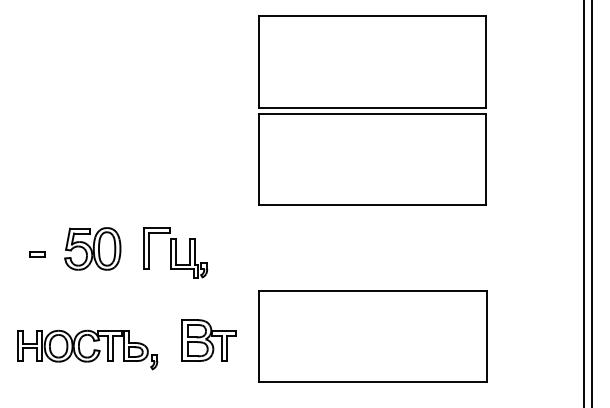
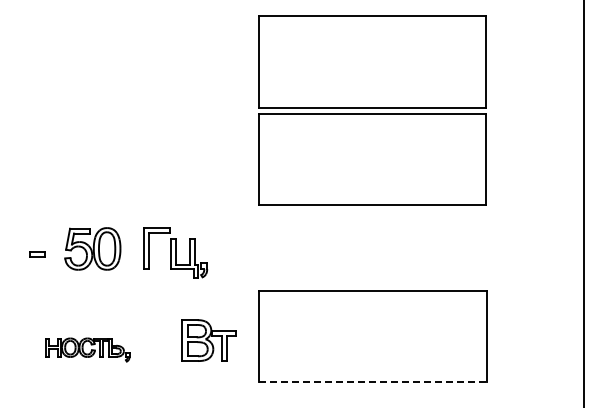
line: present -> none (591, 203)
part size: 142x42 px -> 86x26 px (87, 349)
line: solid -> dashed (372, 382)
